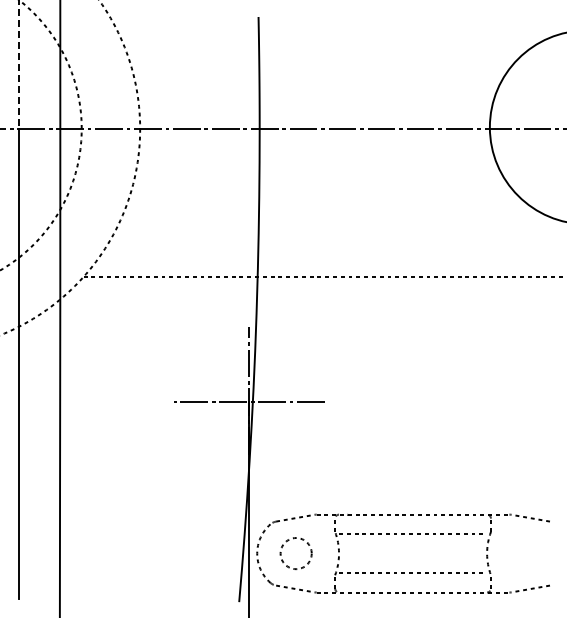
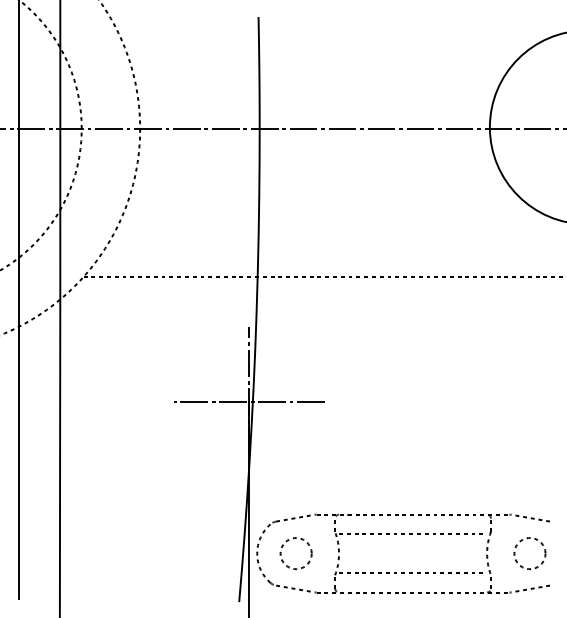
line: dashed -> solid (19, 65)
circle: none -> present (529, 553)
